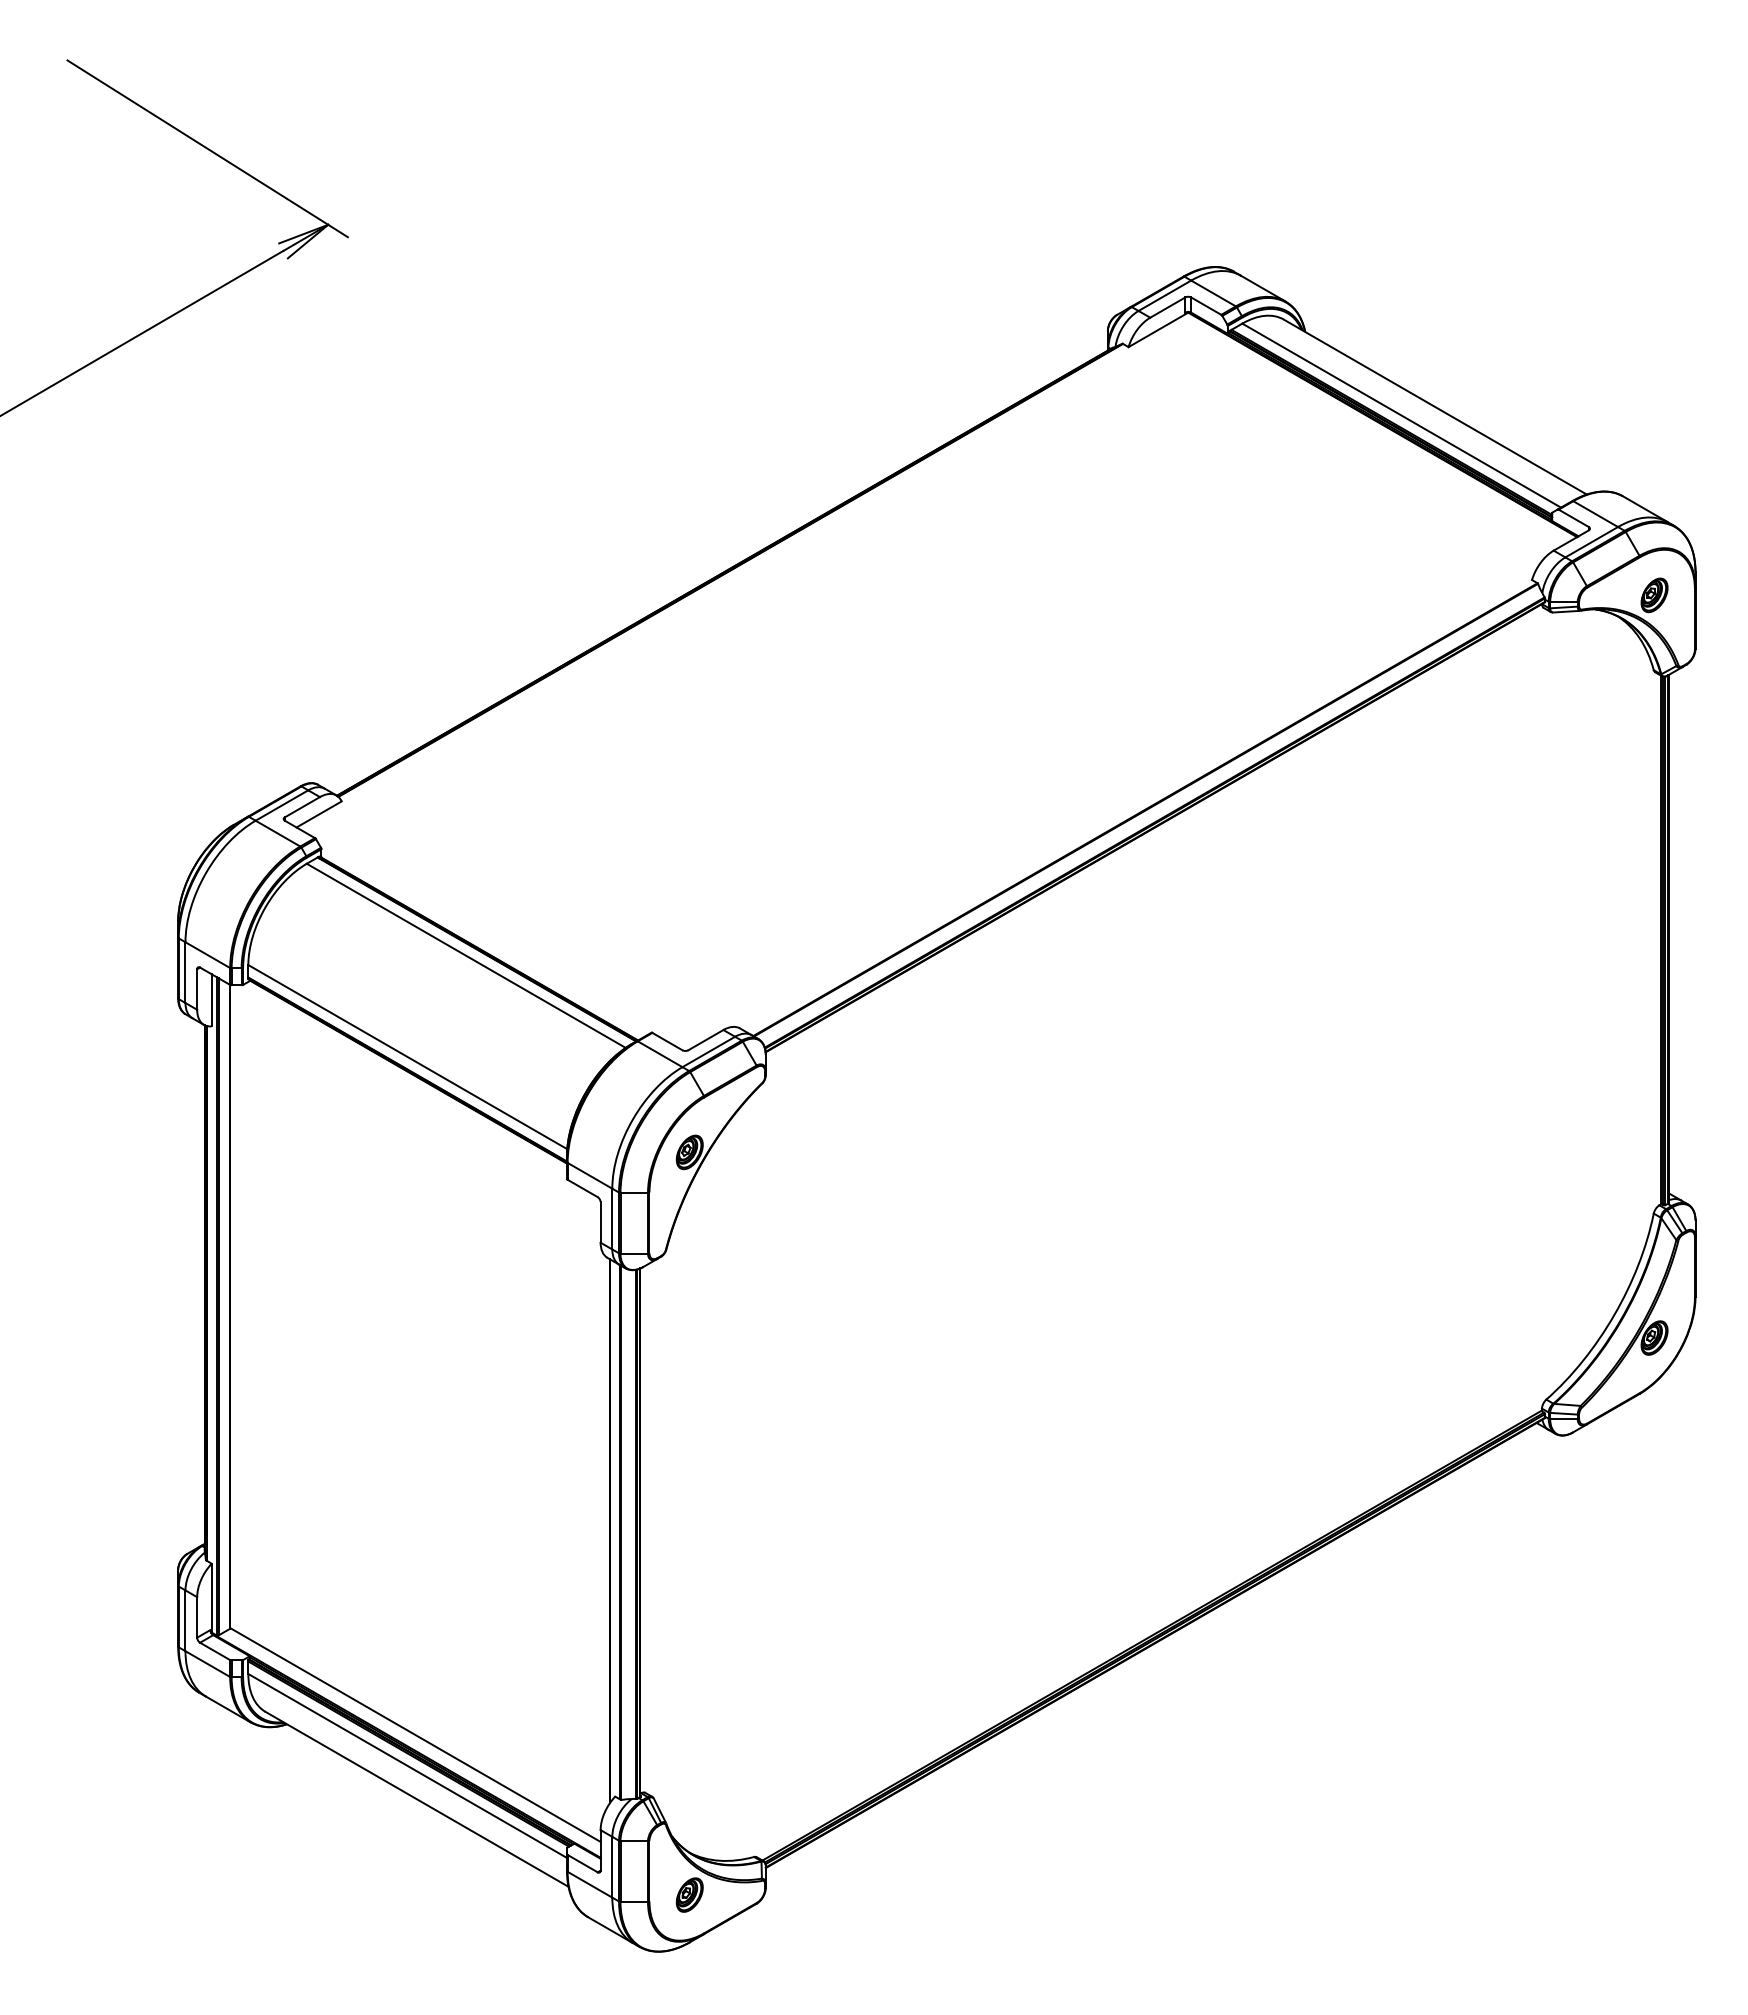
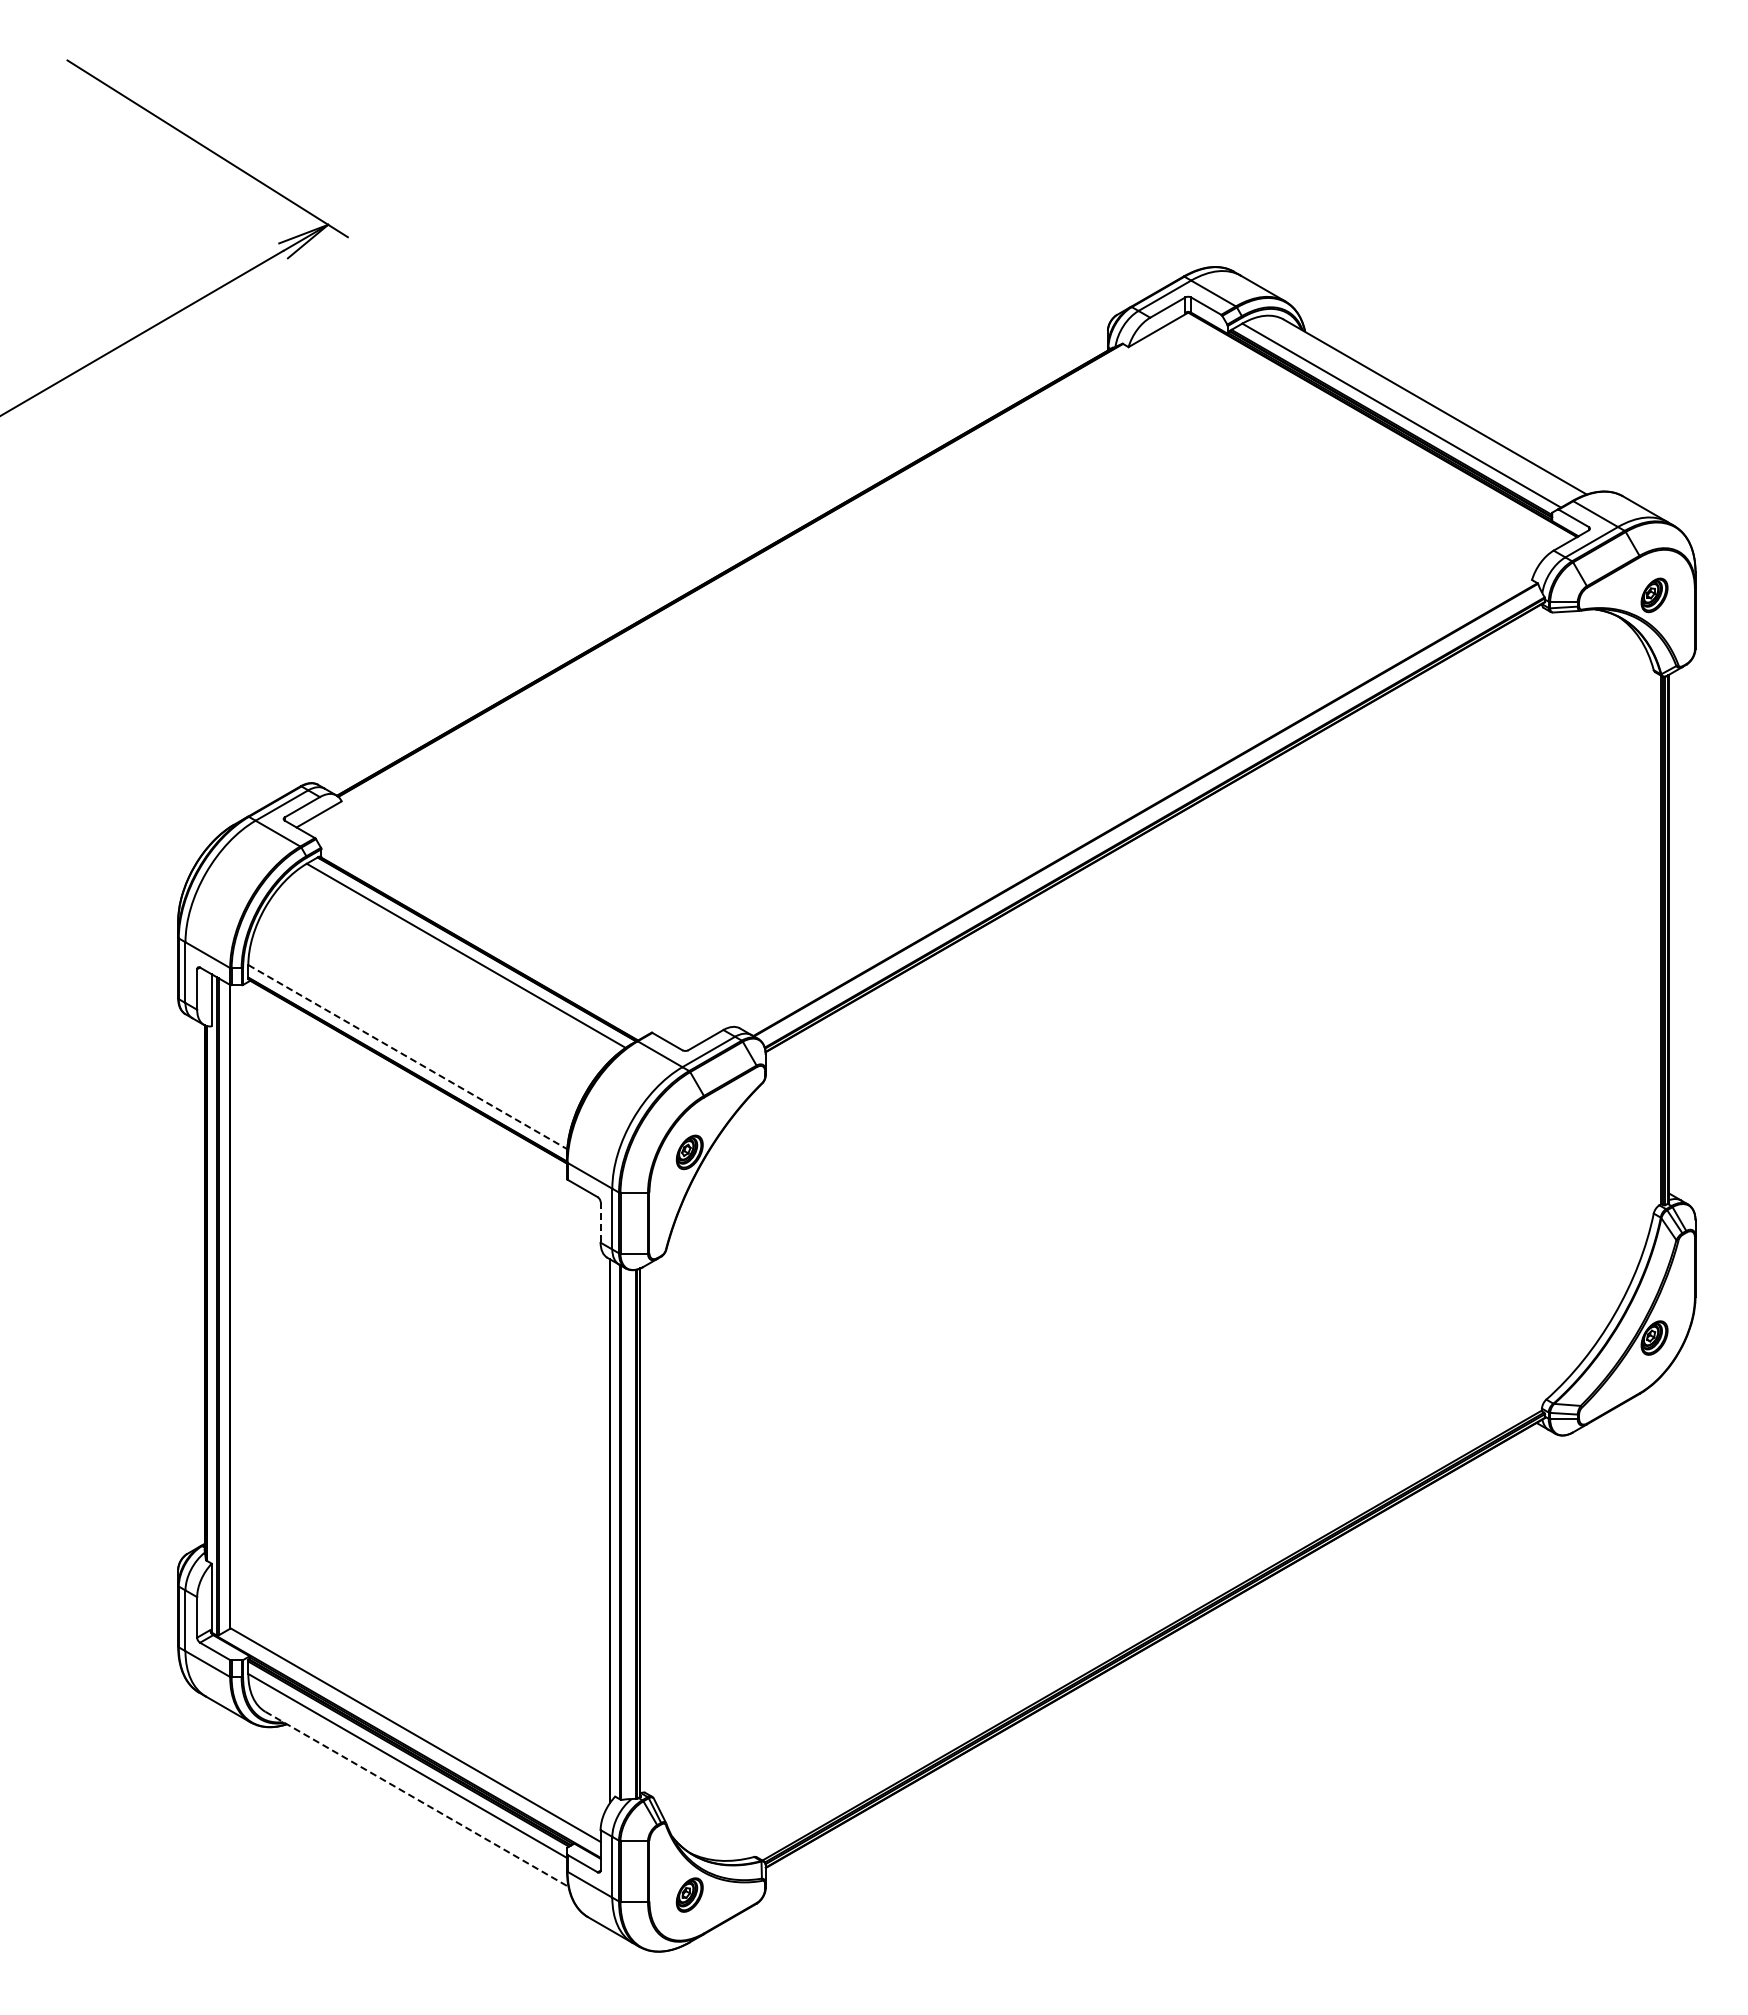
line: solid -> dashed (408, 1057)
line: solid -> dashed (600, 1222)
line: solid -> dashed (416, 1799)
